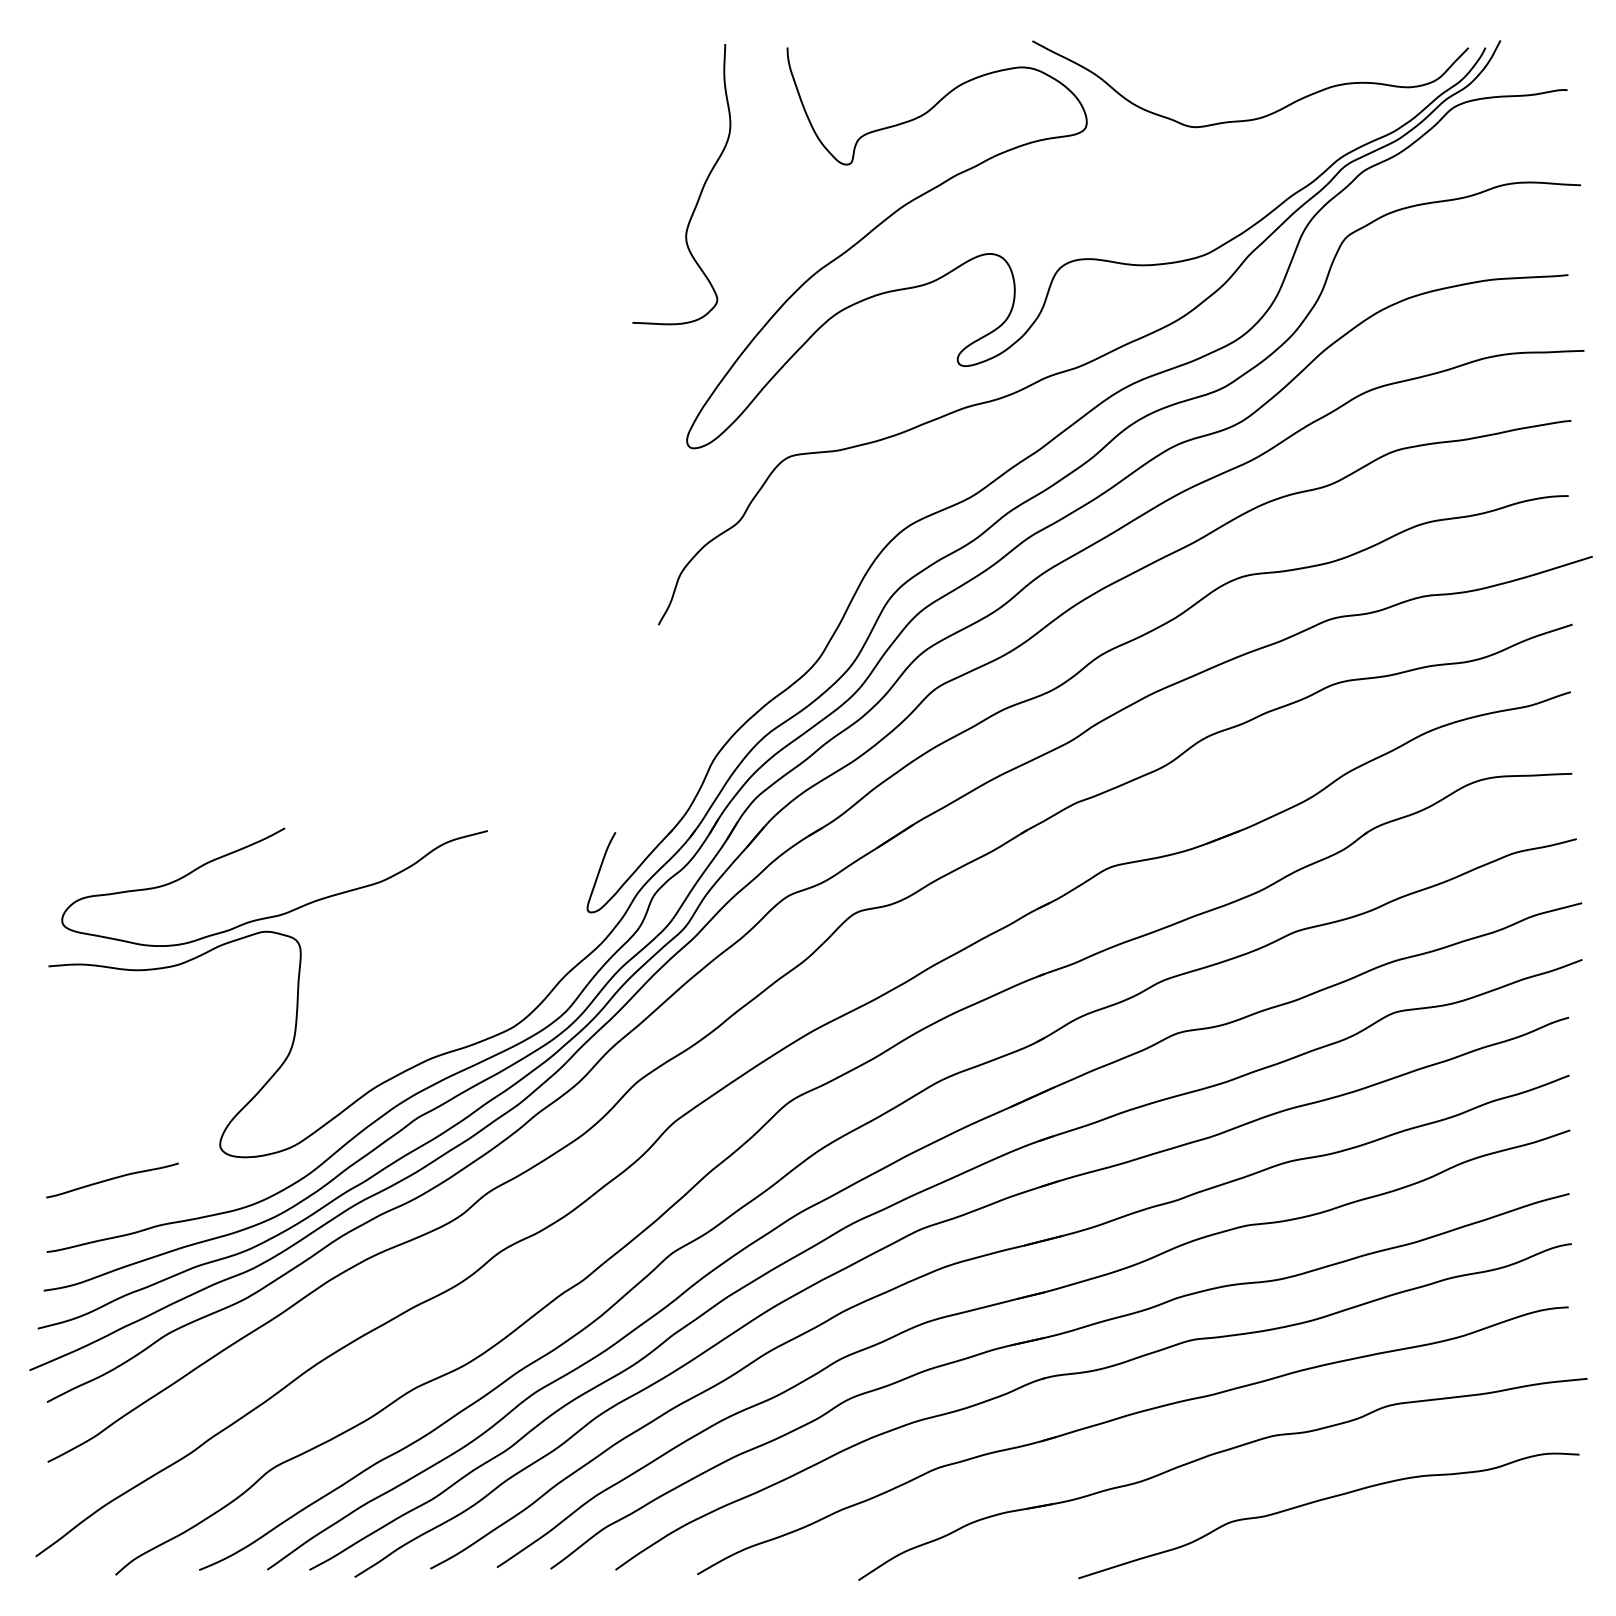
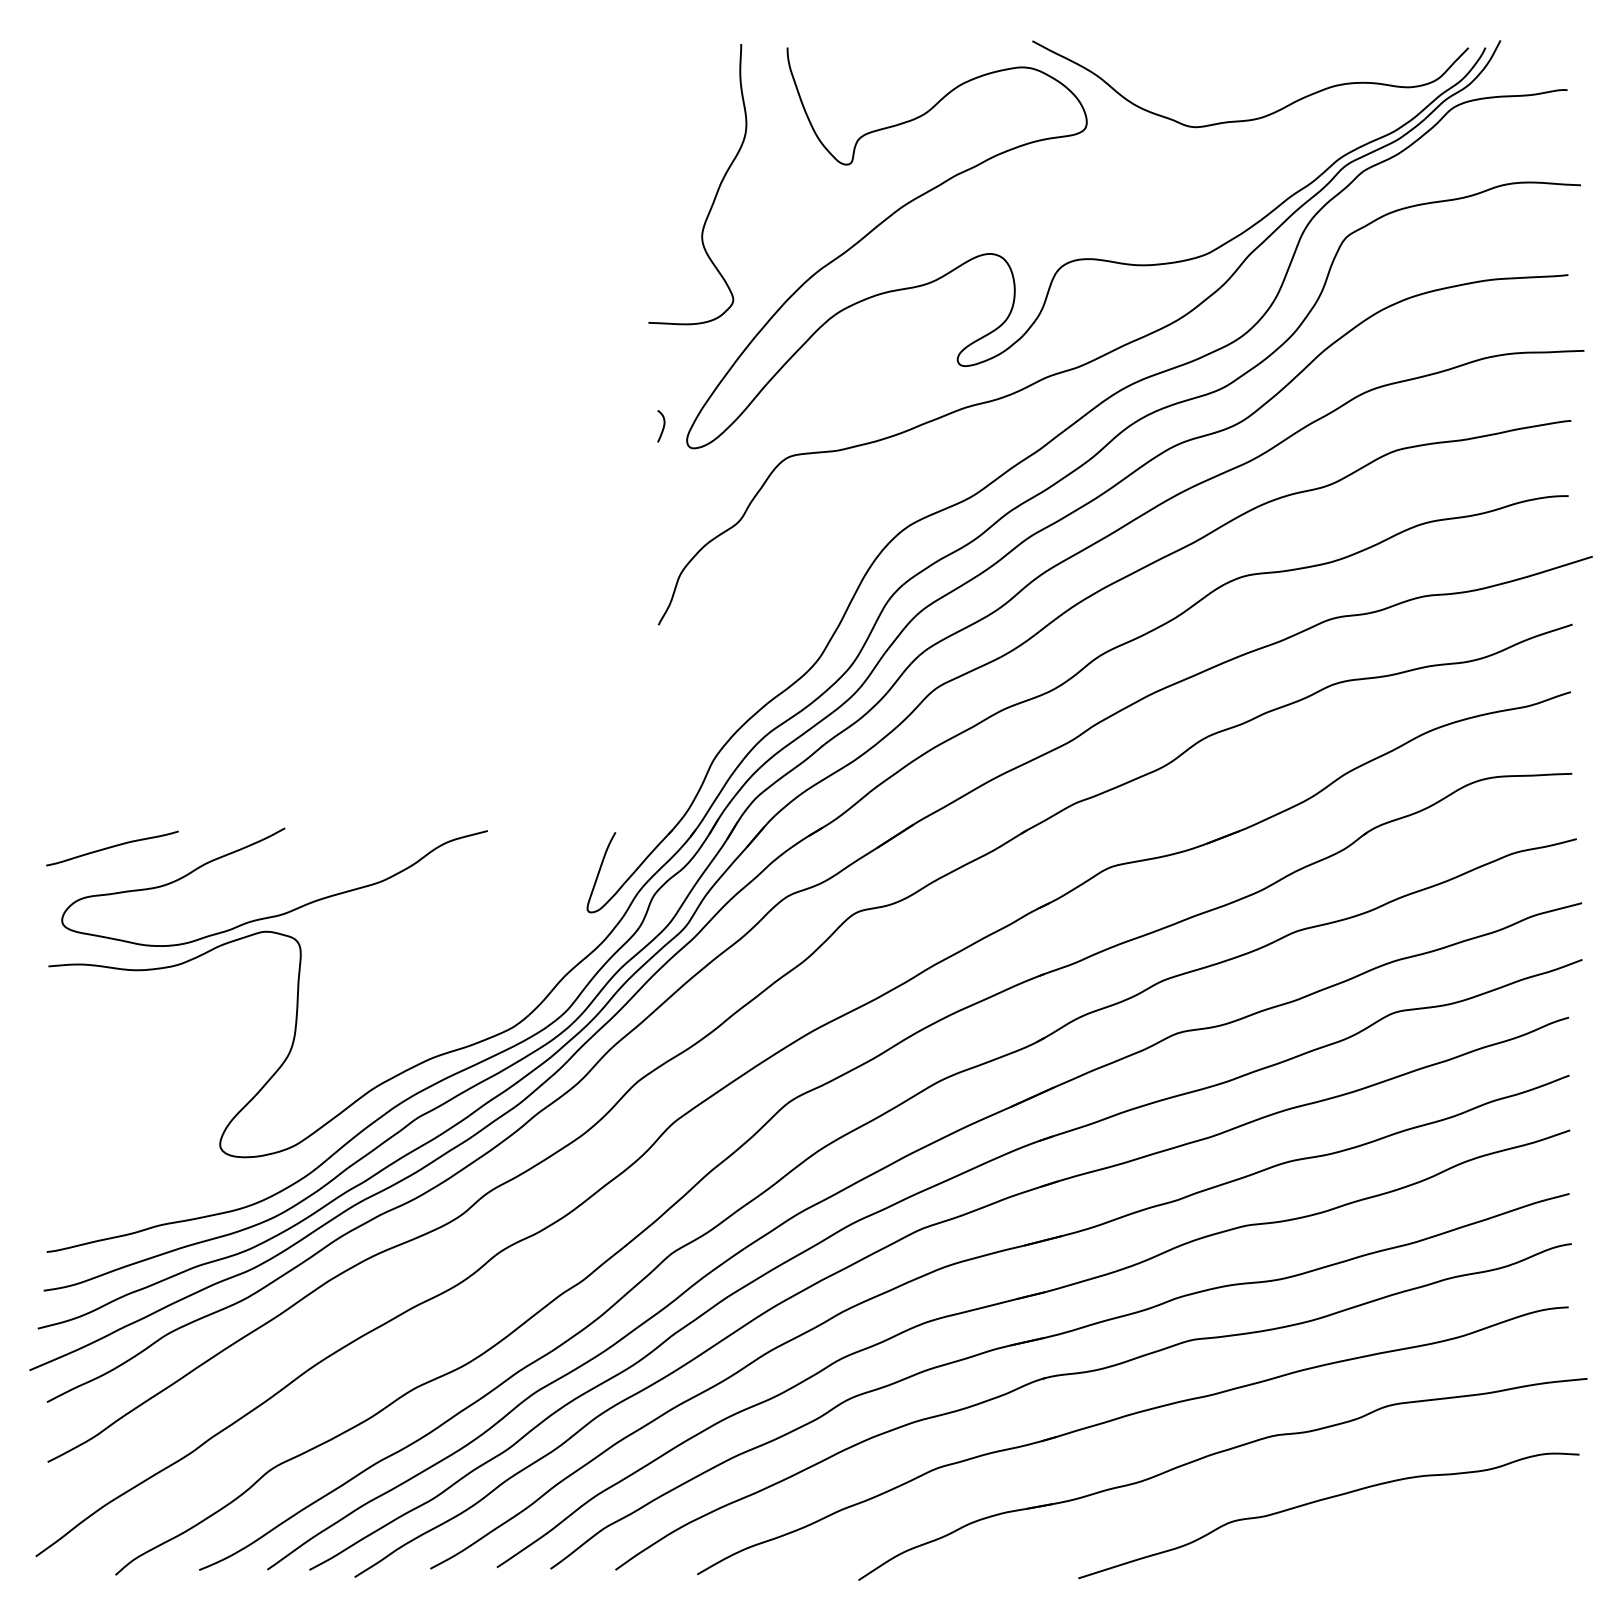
curve position: (700, 191) -> (716, 191) (716, 191)
curve: none -> present (662, 427)
curve position: (112, 1179) -> (112, 847) (112, 847)
